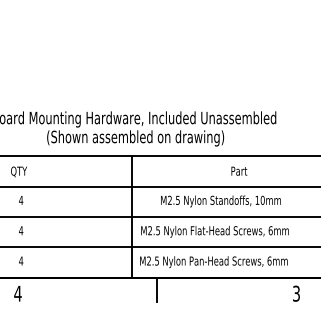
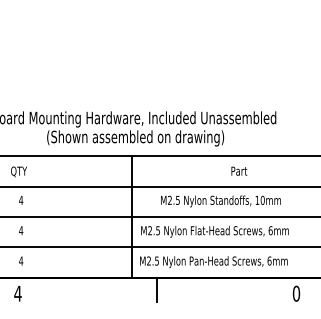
text: 3 -> 0 (296, 293)
